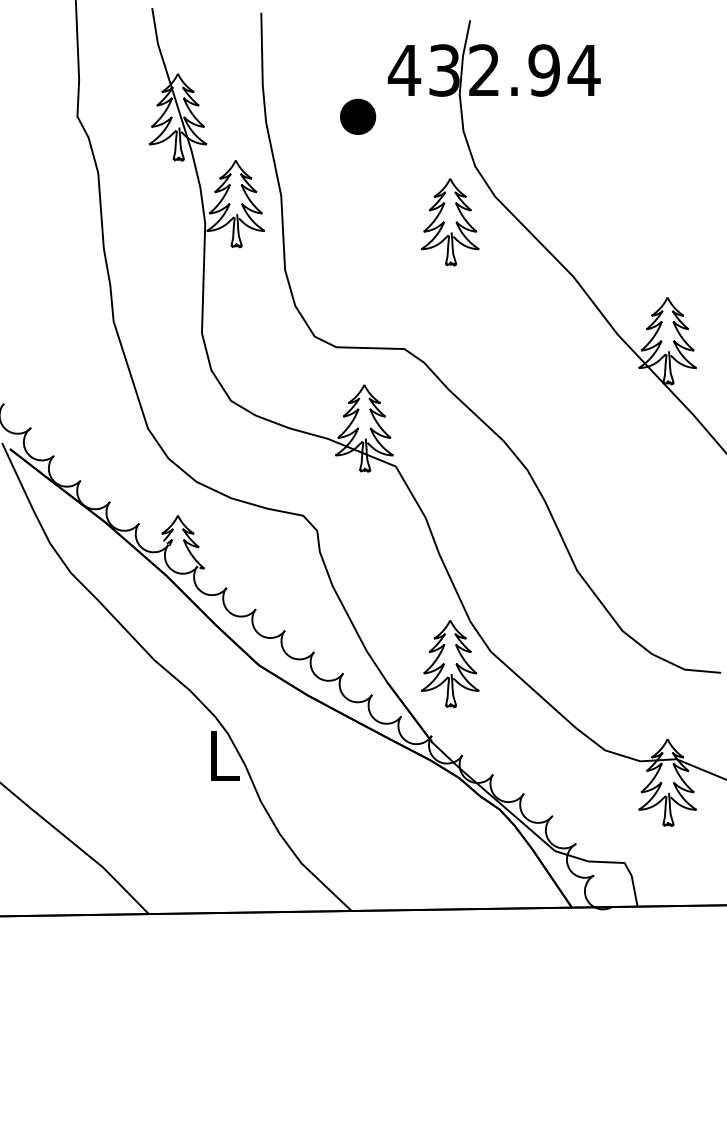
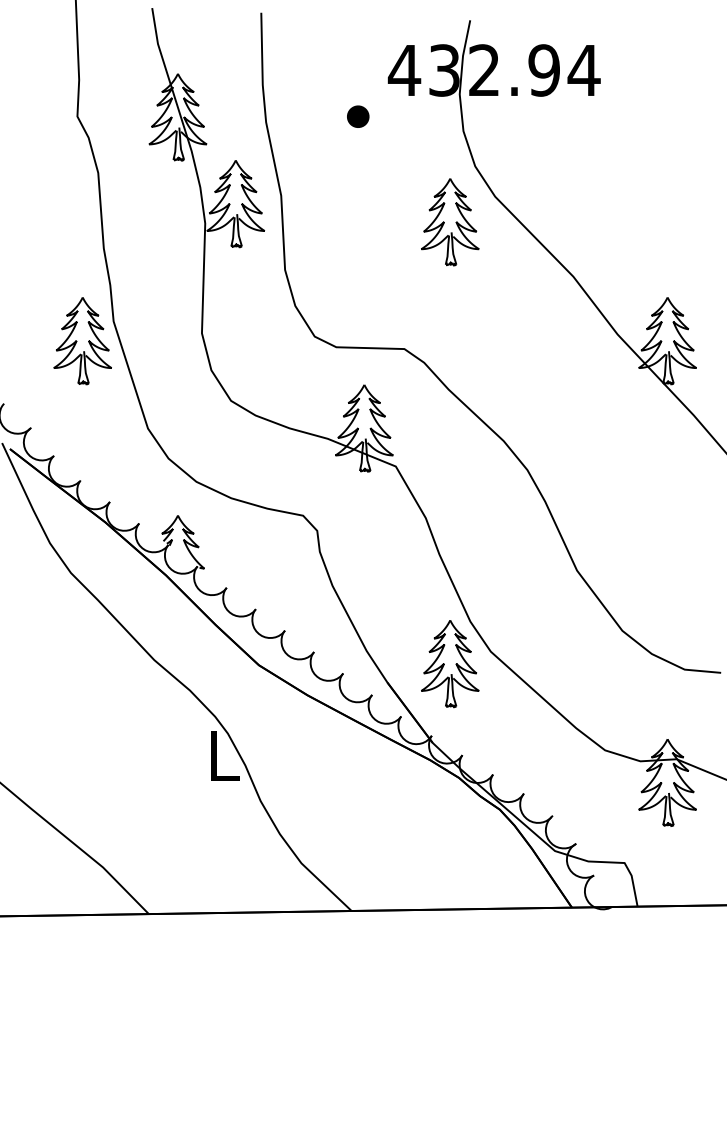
part size: 37x37 px -> 23x23 px (358, 116)
part: none -> present (82, 341)
